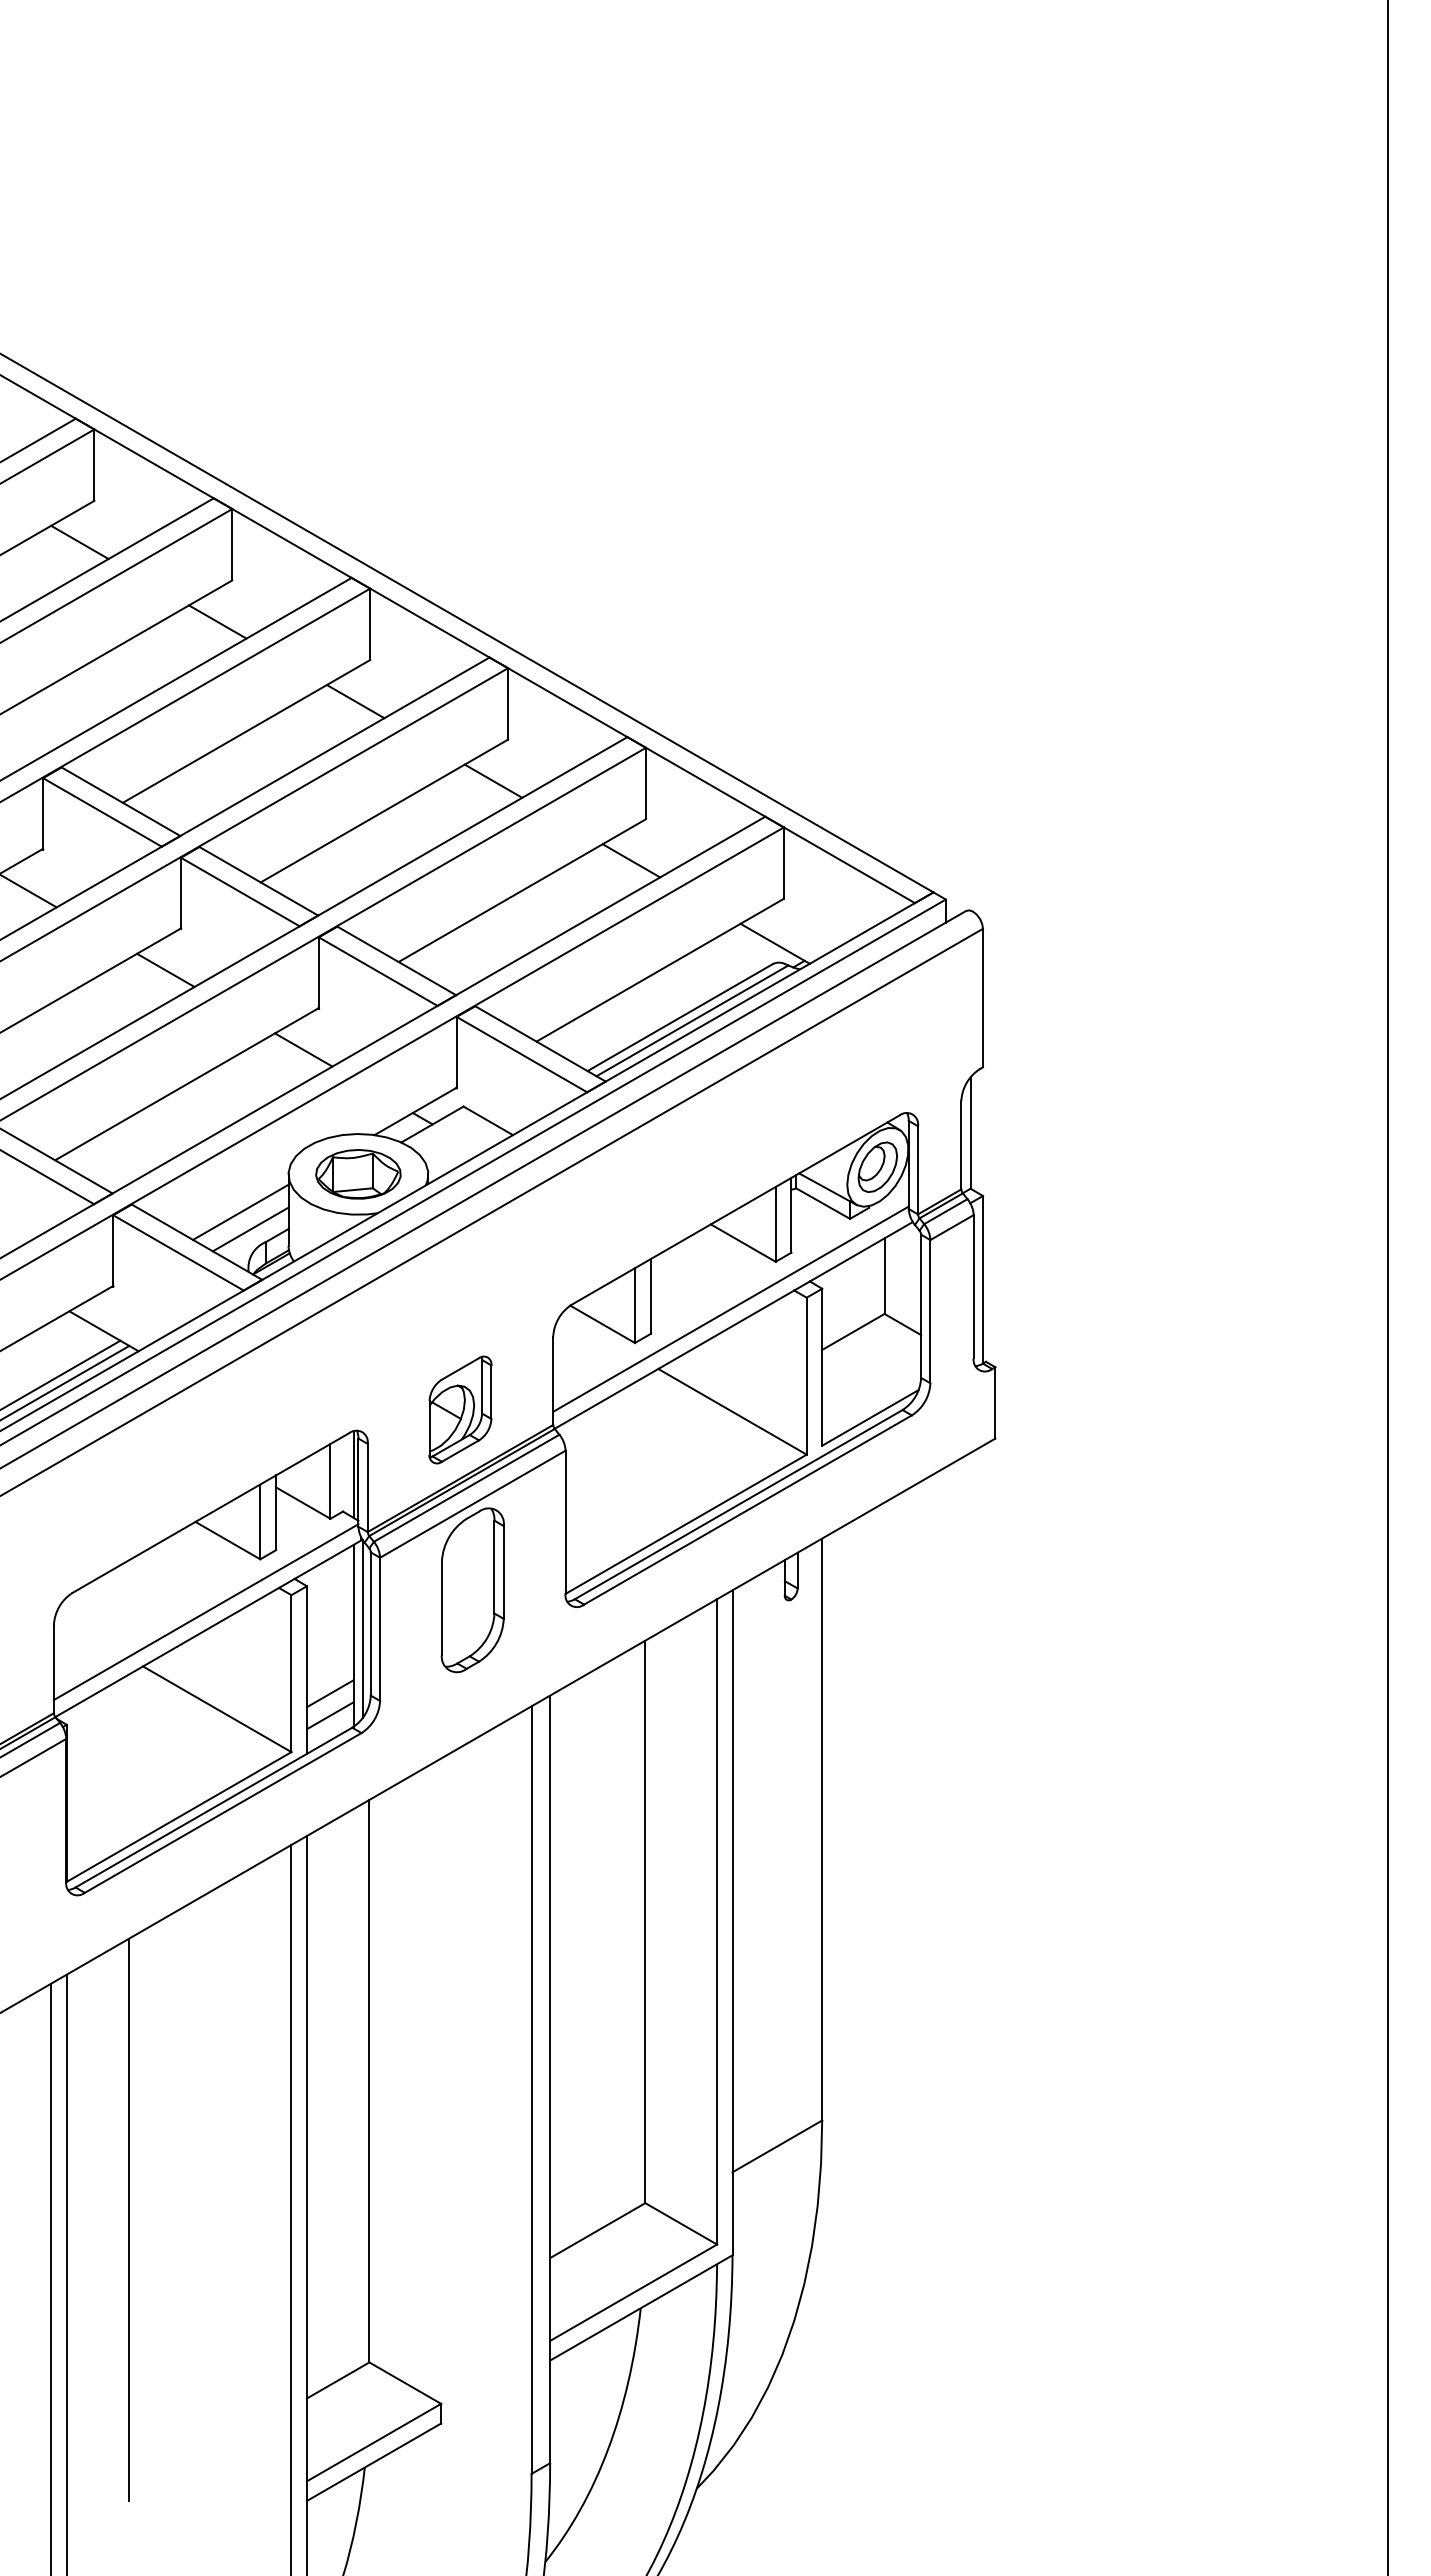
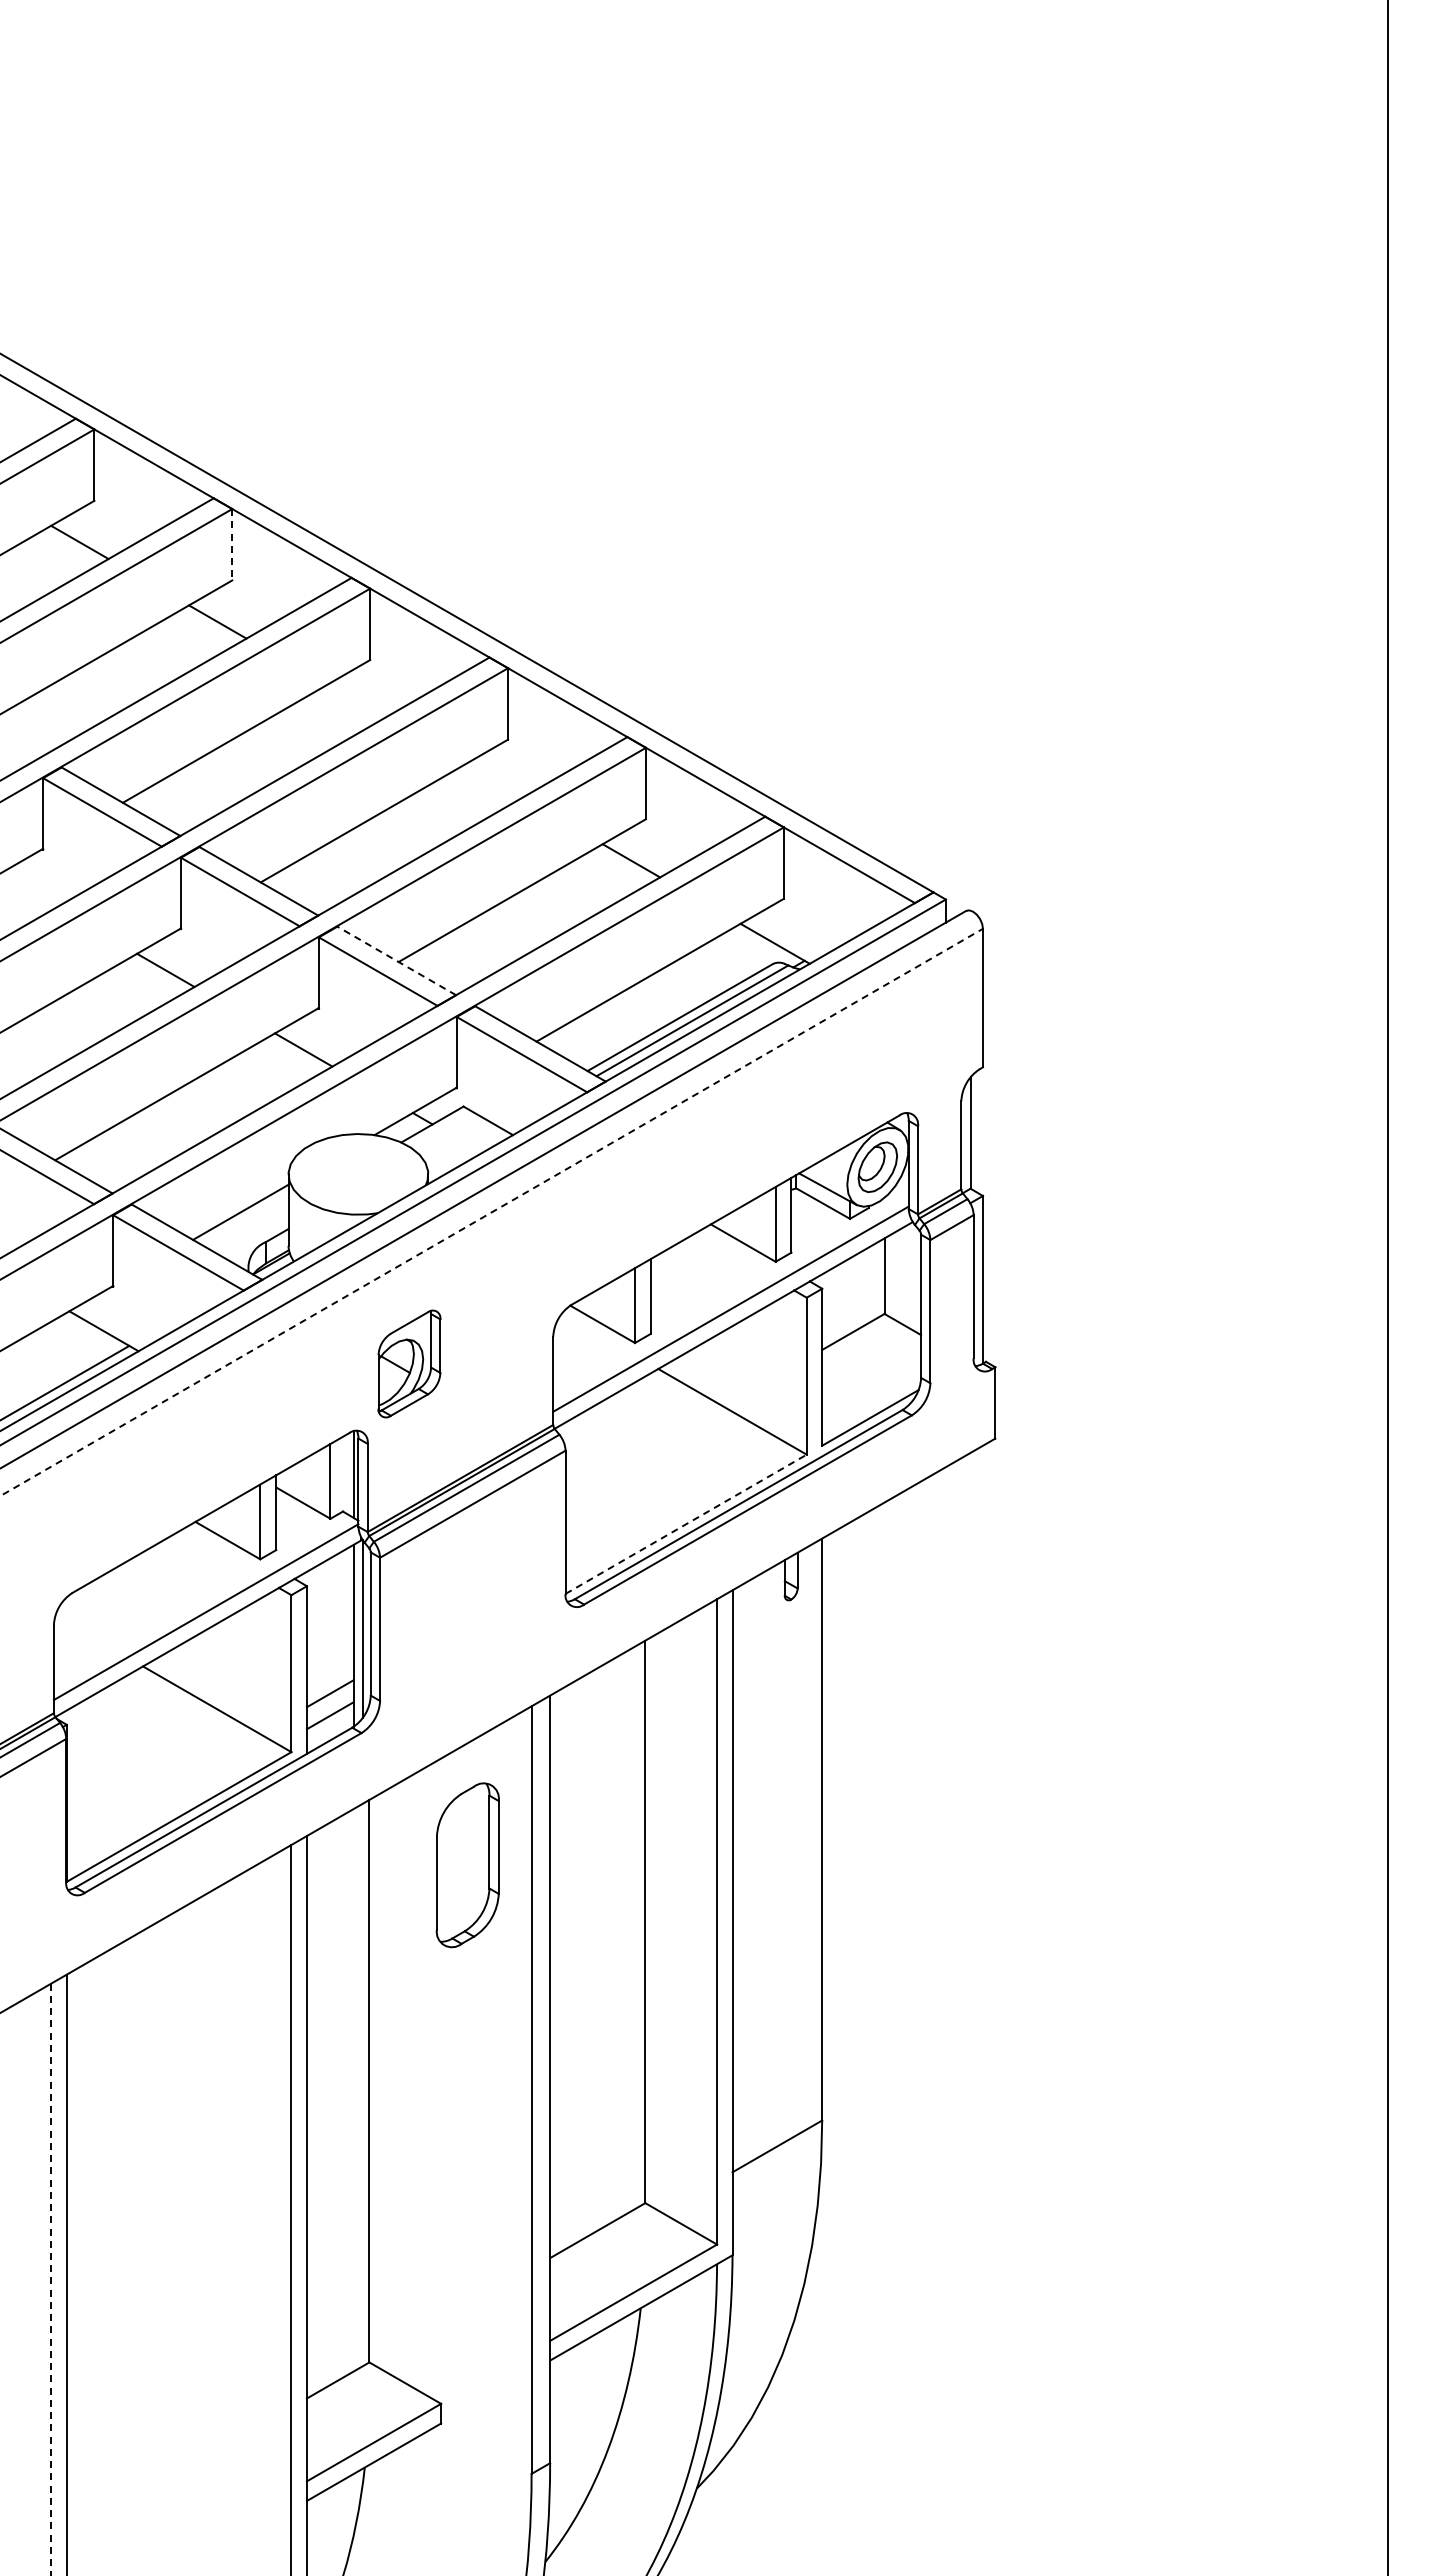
line: solid -> dashed (232, 544)
line: present -> none (355, 701)
line: present -> none (493, 780)
line: present -> none (29, 891)
line: solid -> dashed (396, 960)
part: present -> none (358, 1174)
line: solid -> dashed (491, 1212)
line: present -> none (250, 1229)
line: present -> none (61, 1374)
part position: (460, 1409) -> (409, 1363) (409, 1363)
line: solid -> dashed (686, 1524)
part position: (472, 1590) -> (467, 1865) (467, 1865)
line: present -> none (129, 2219)
line: solid -> dashed (51, 2279)
